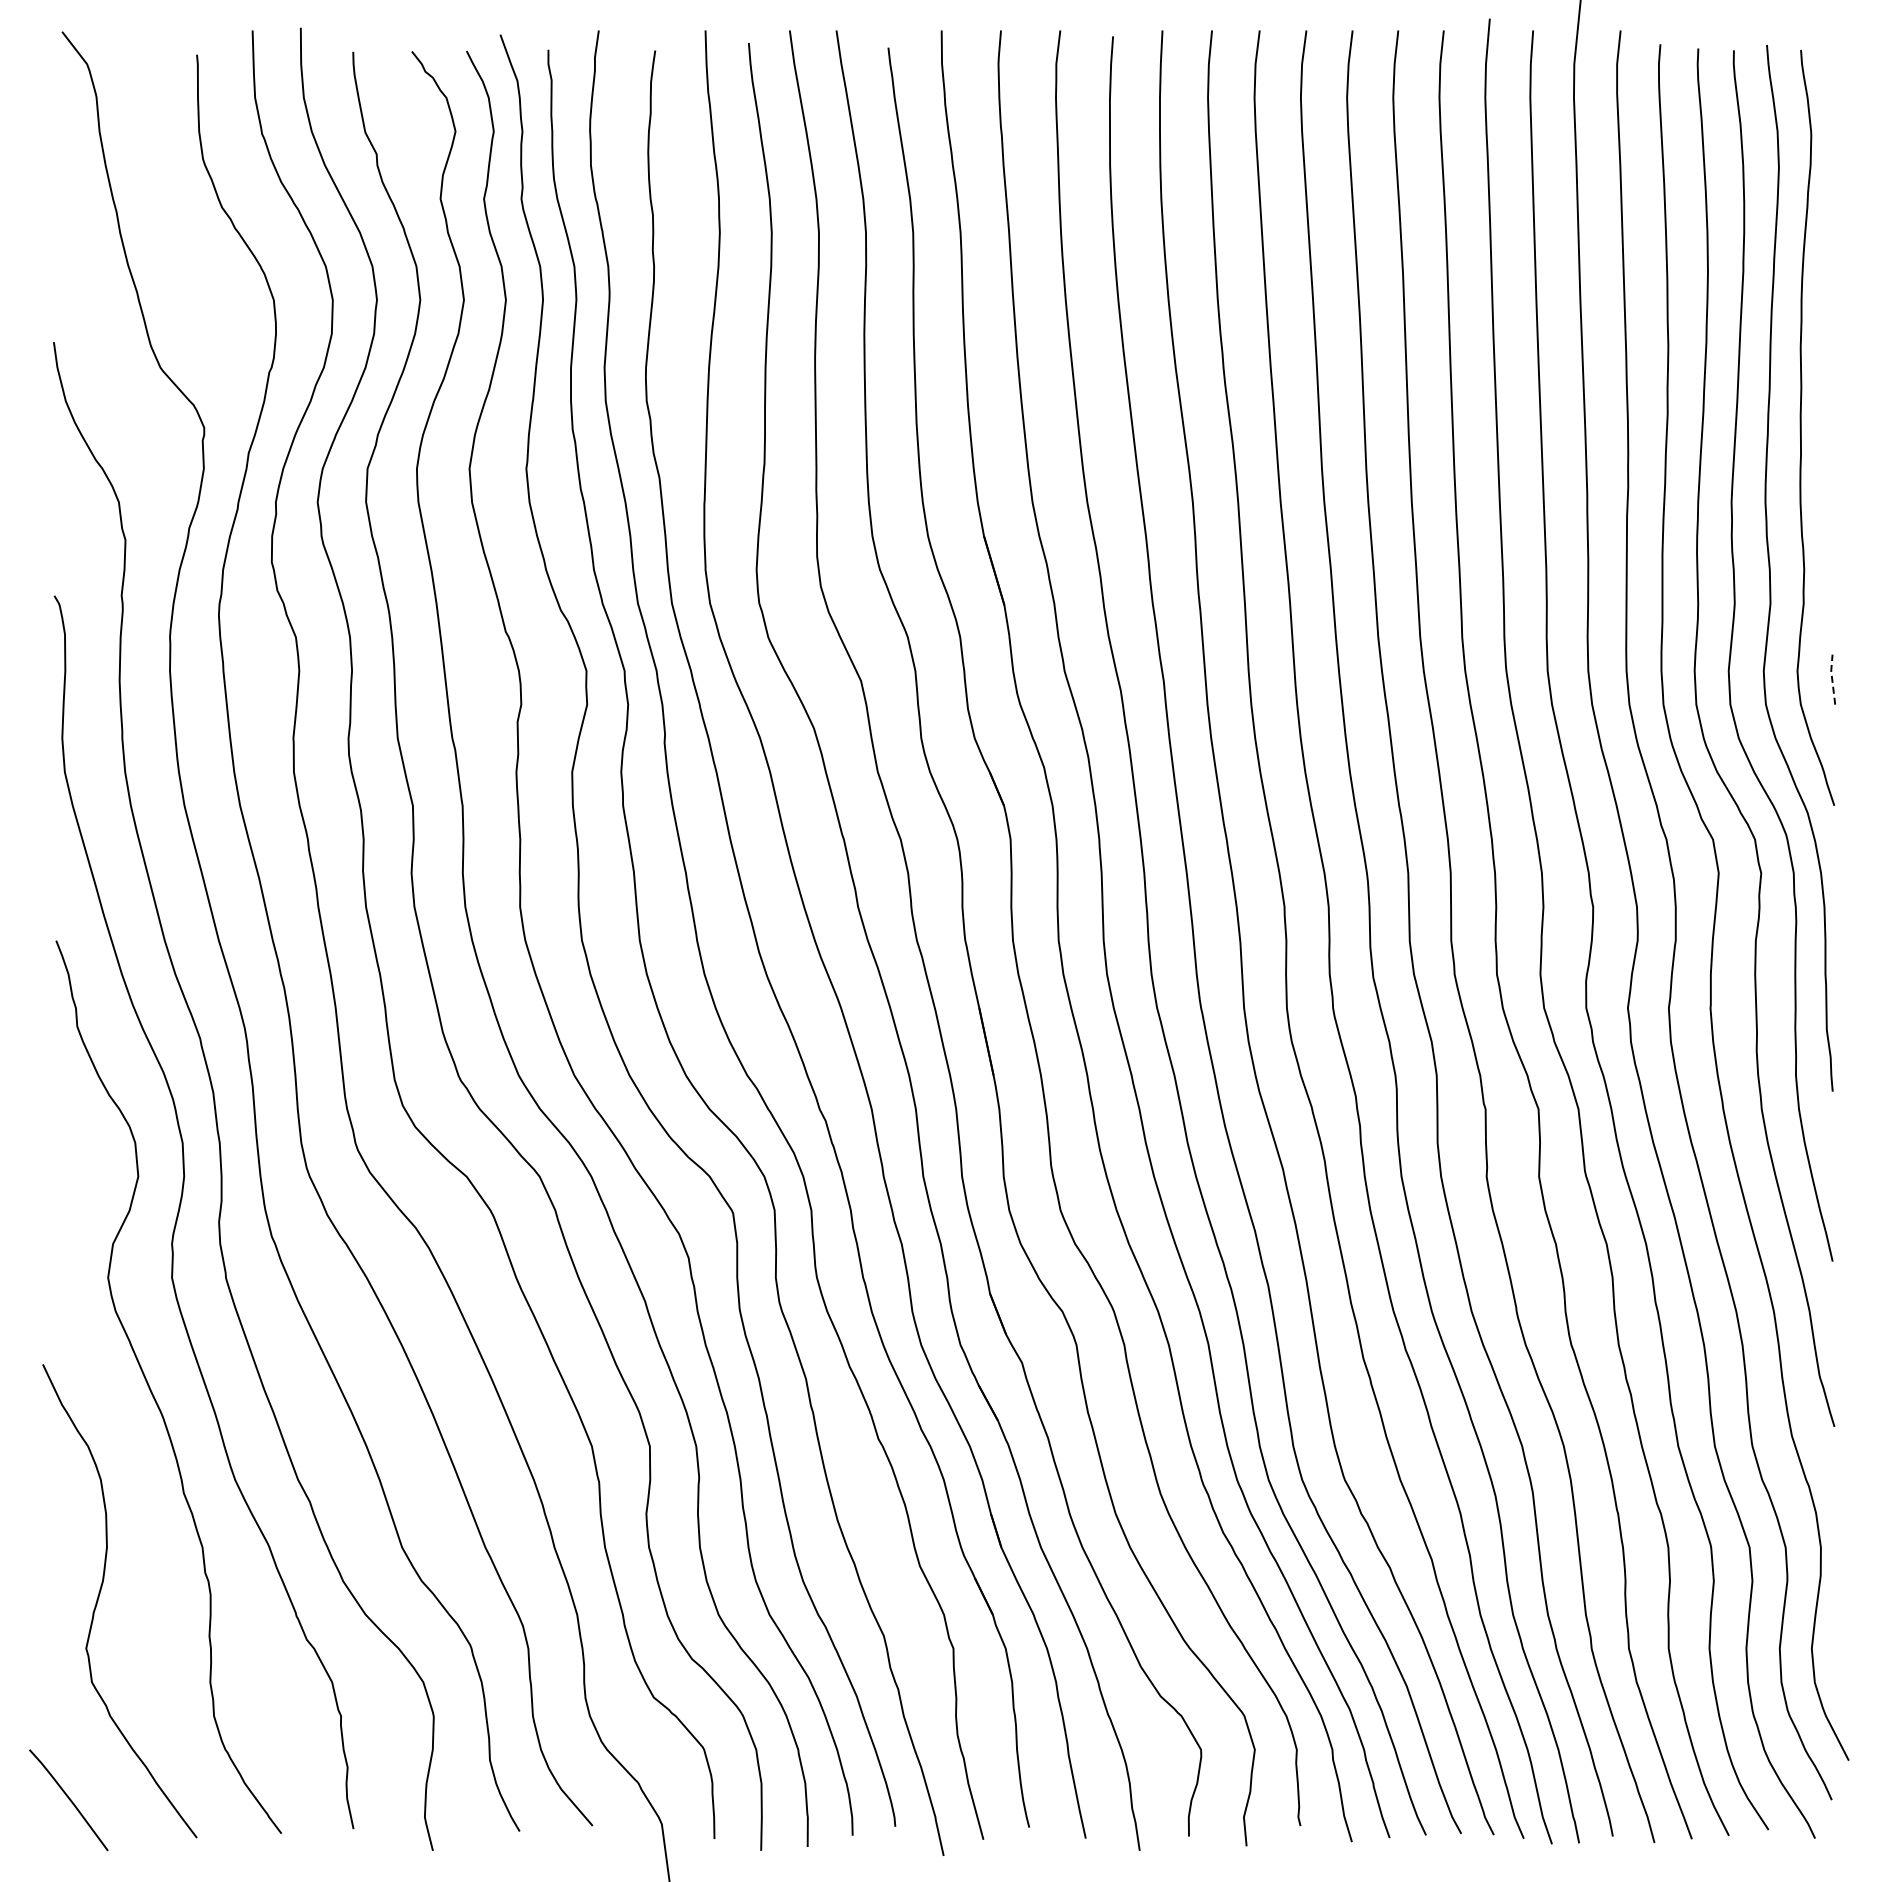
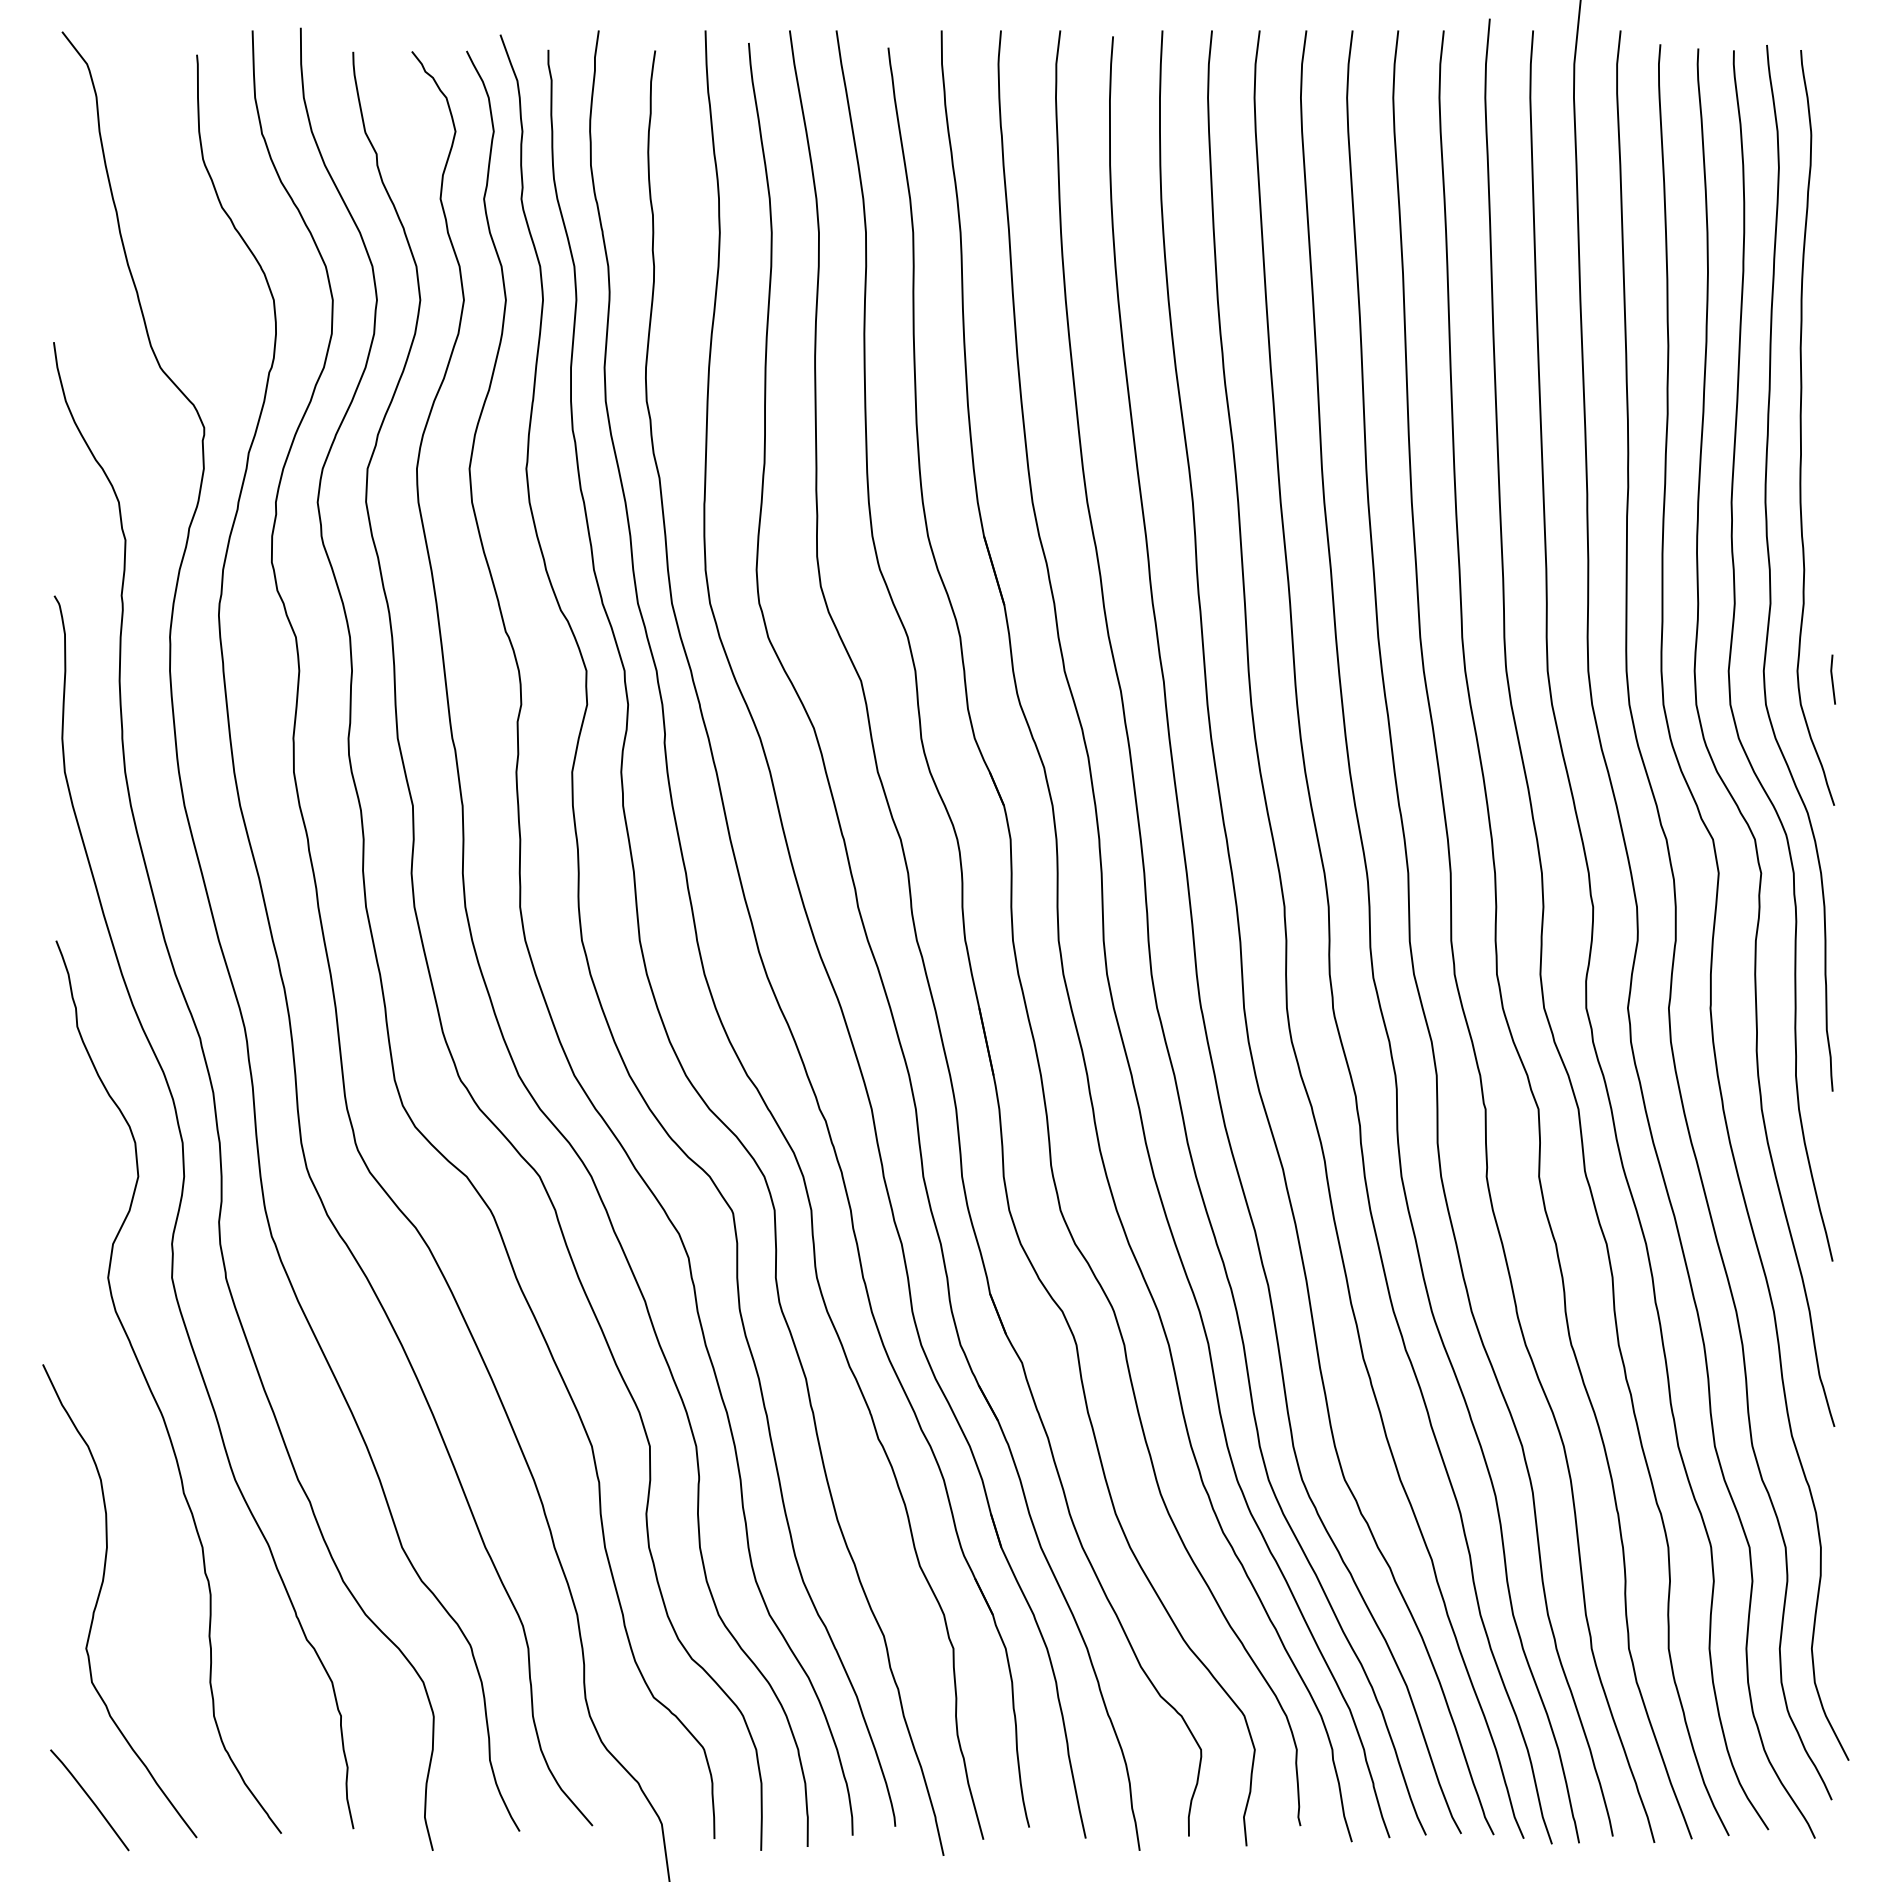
line: dashed -> solid (1832, 678)
line position: (68, 1799) -> (89, 1799) (89, 1799)
